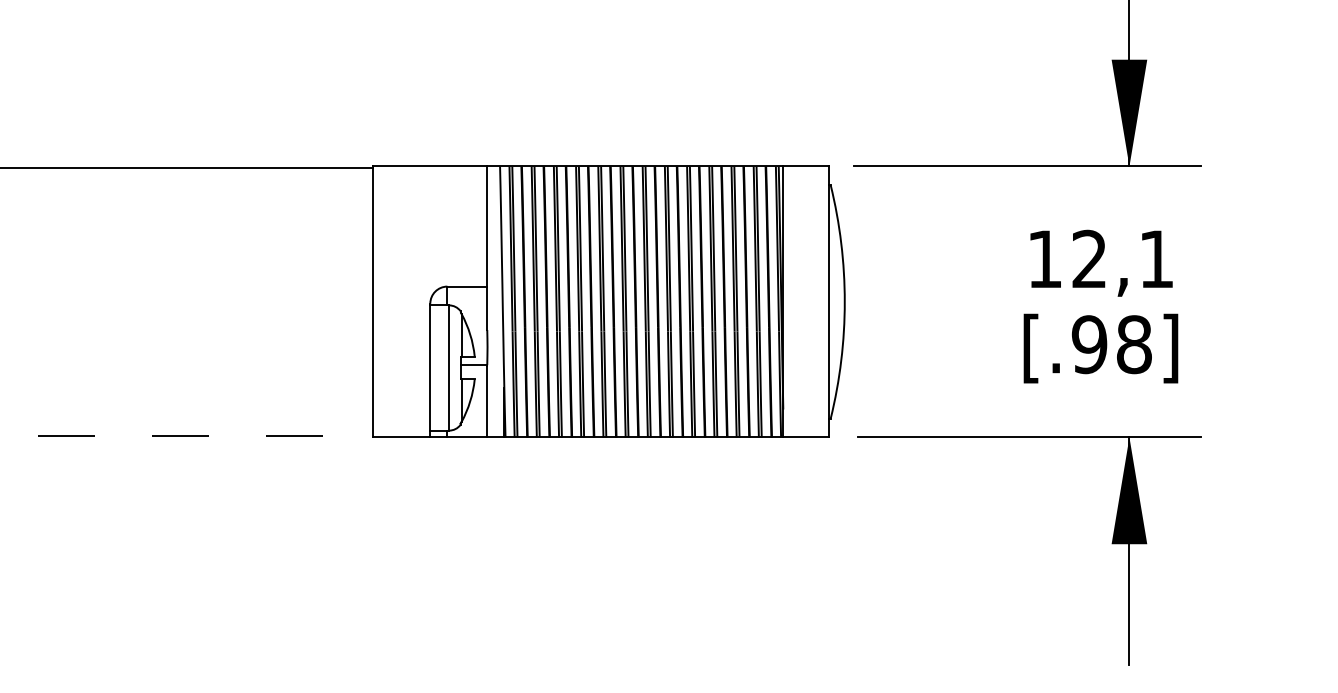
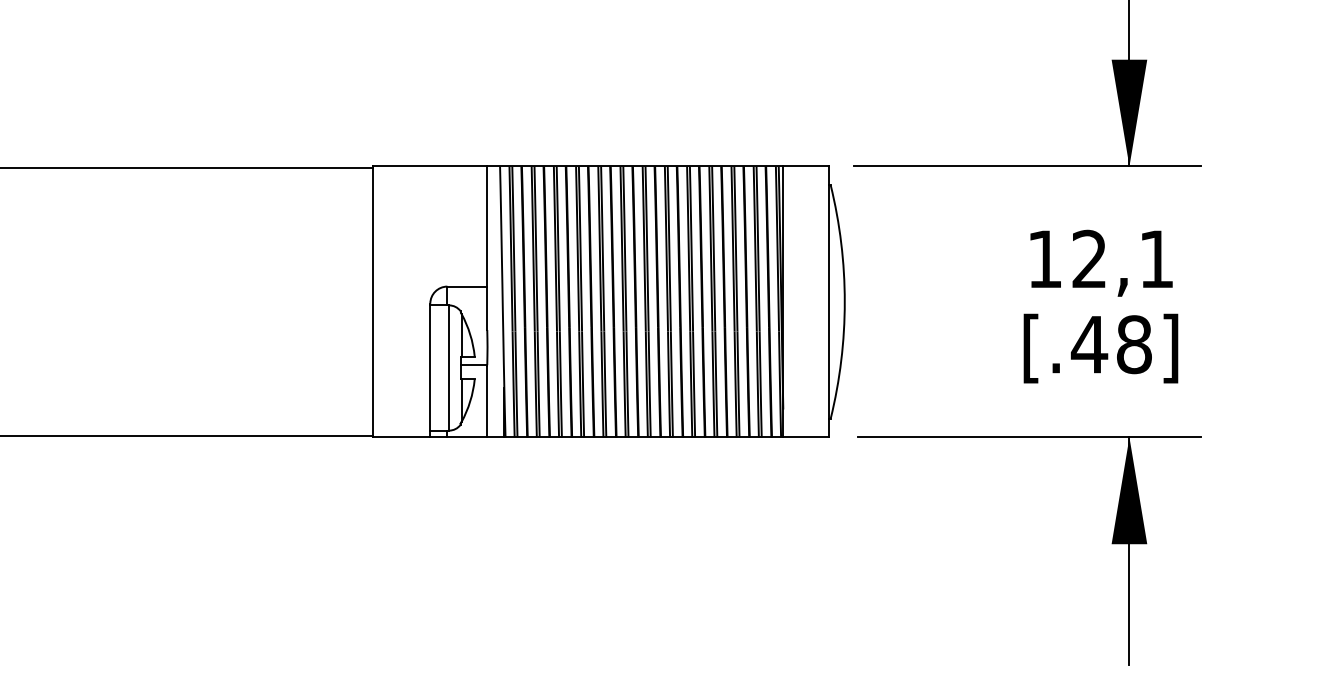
text: [.98] -> [.48] (1089, 344)
line: dashed -> solid (187, 436)
